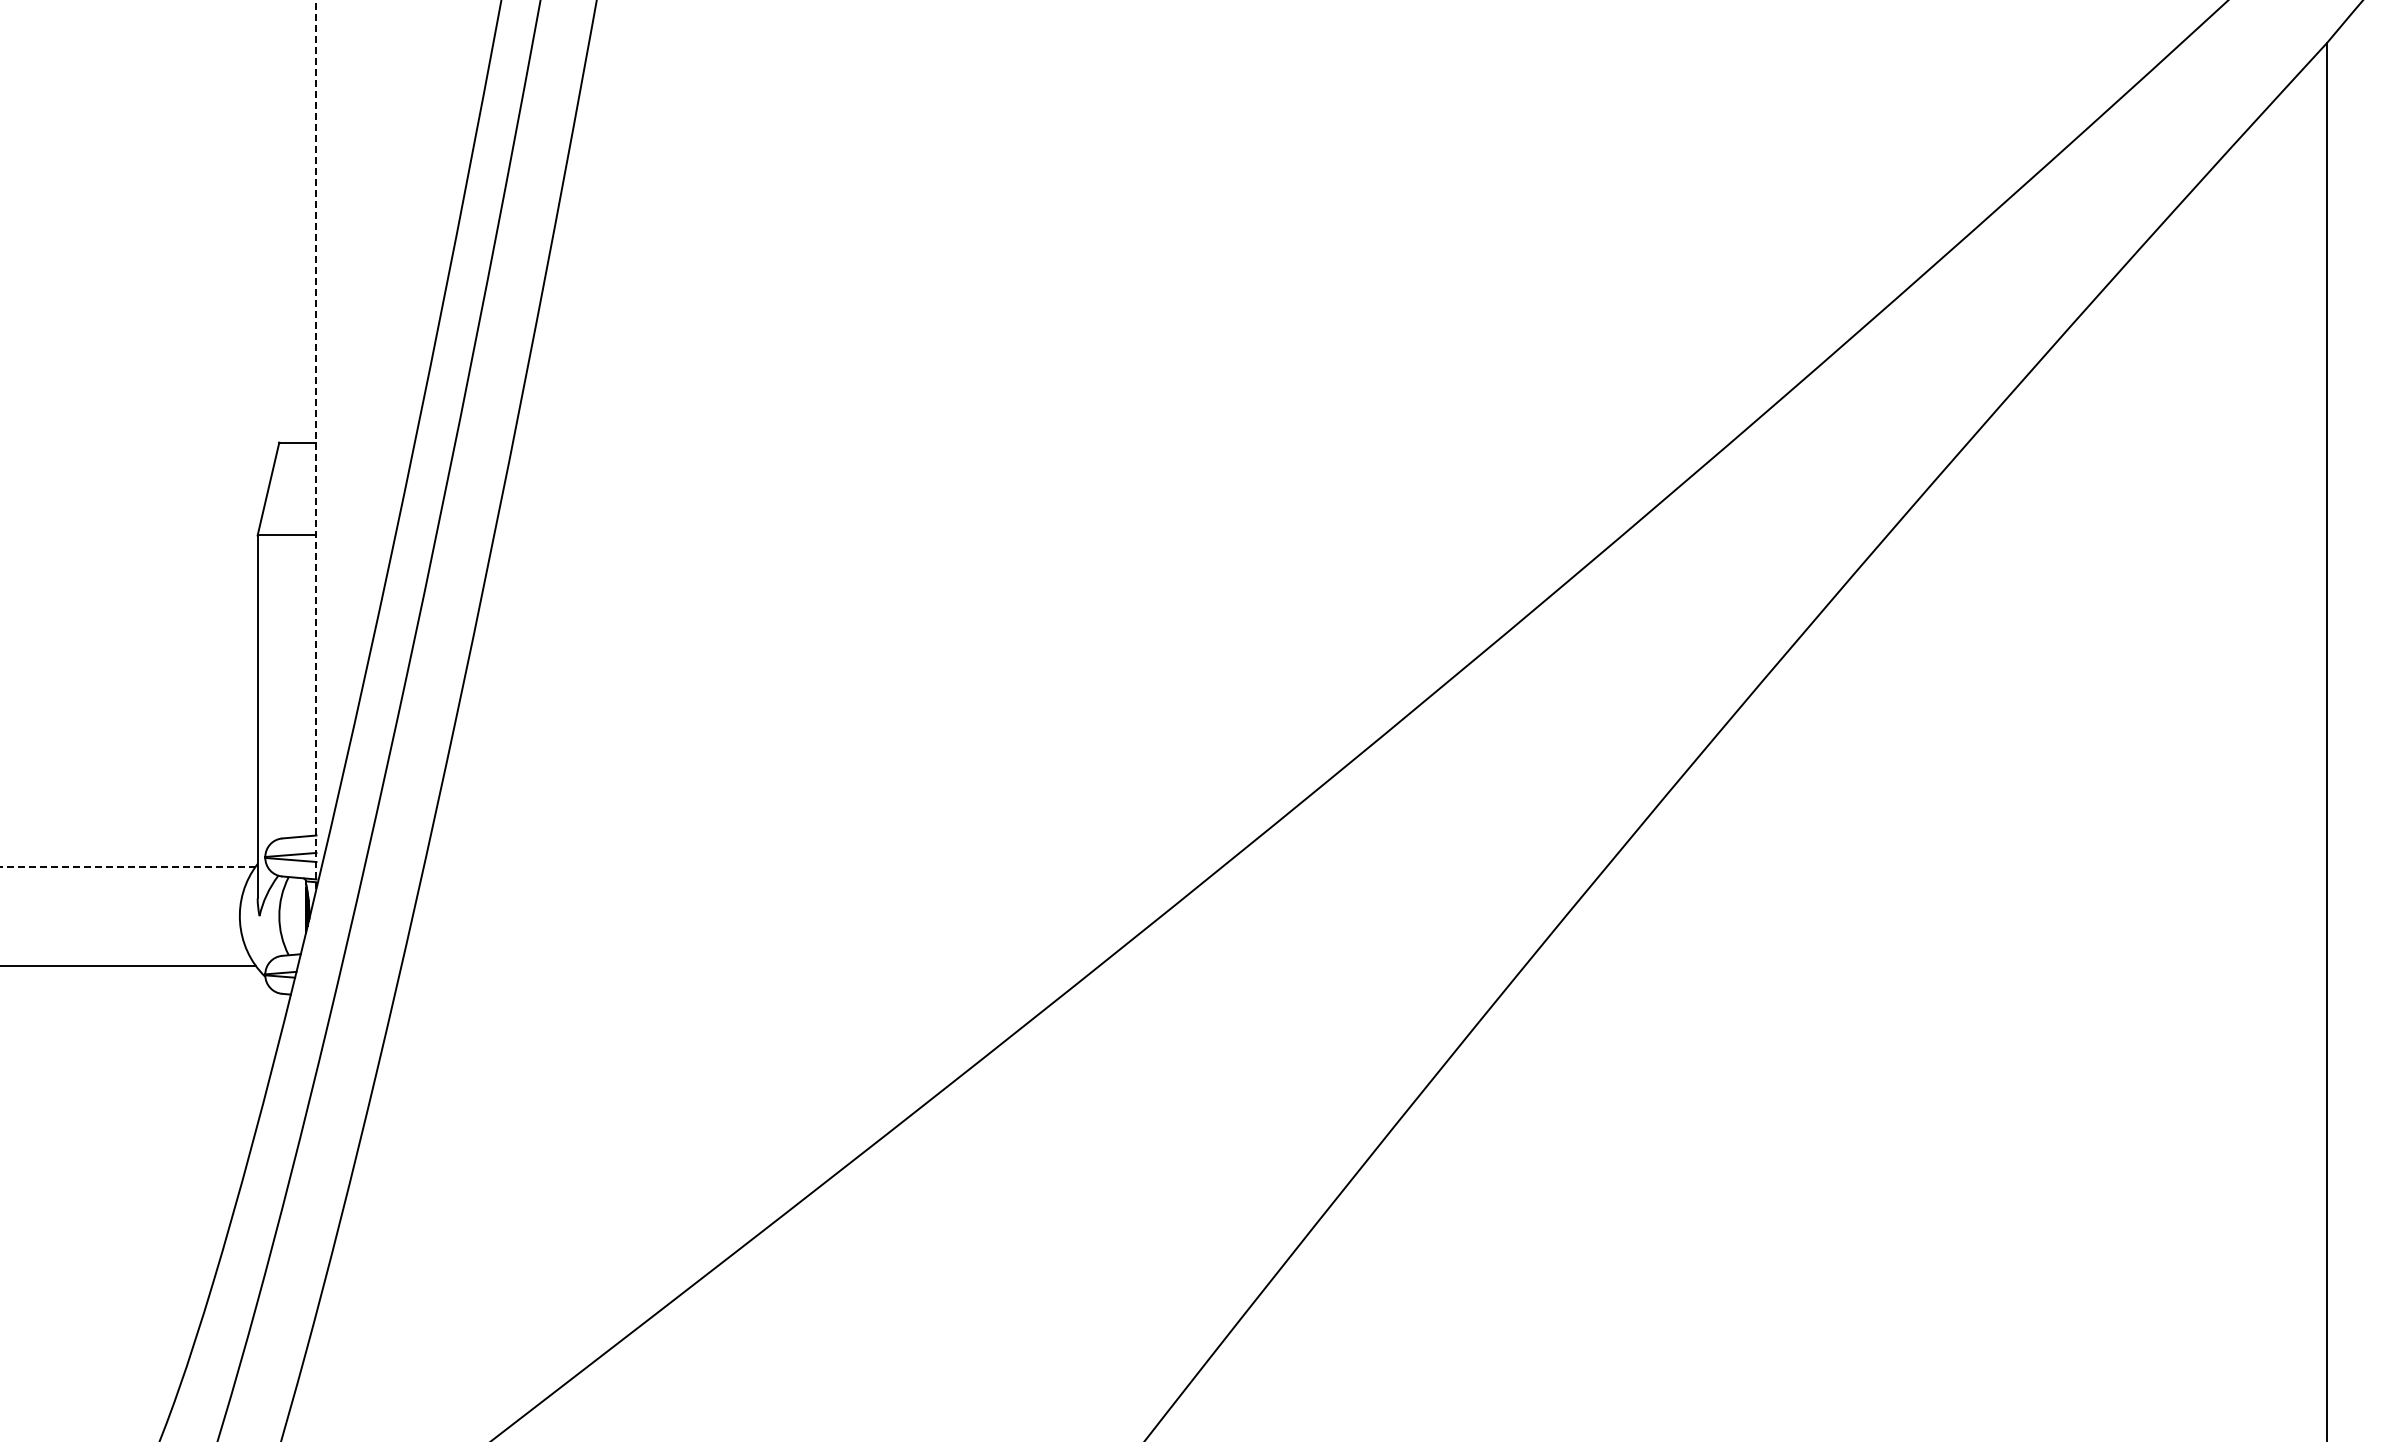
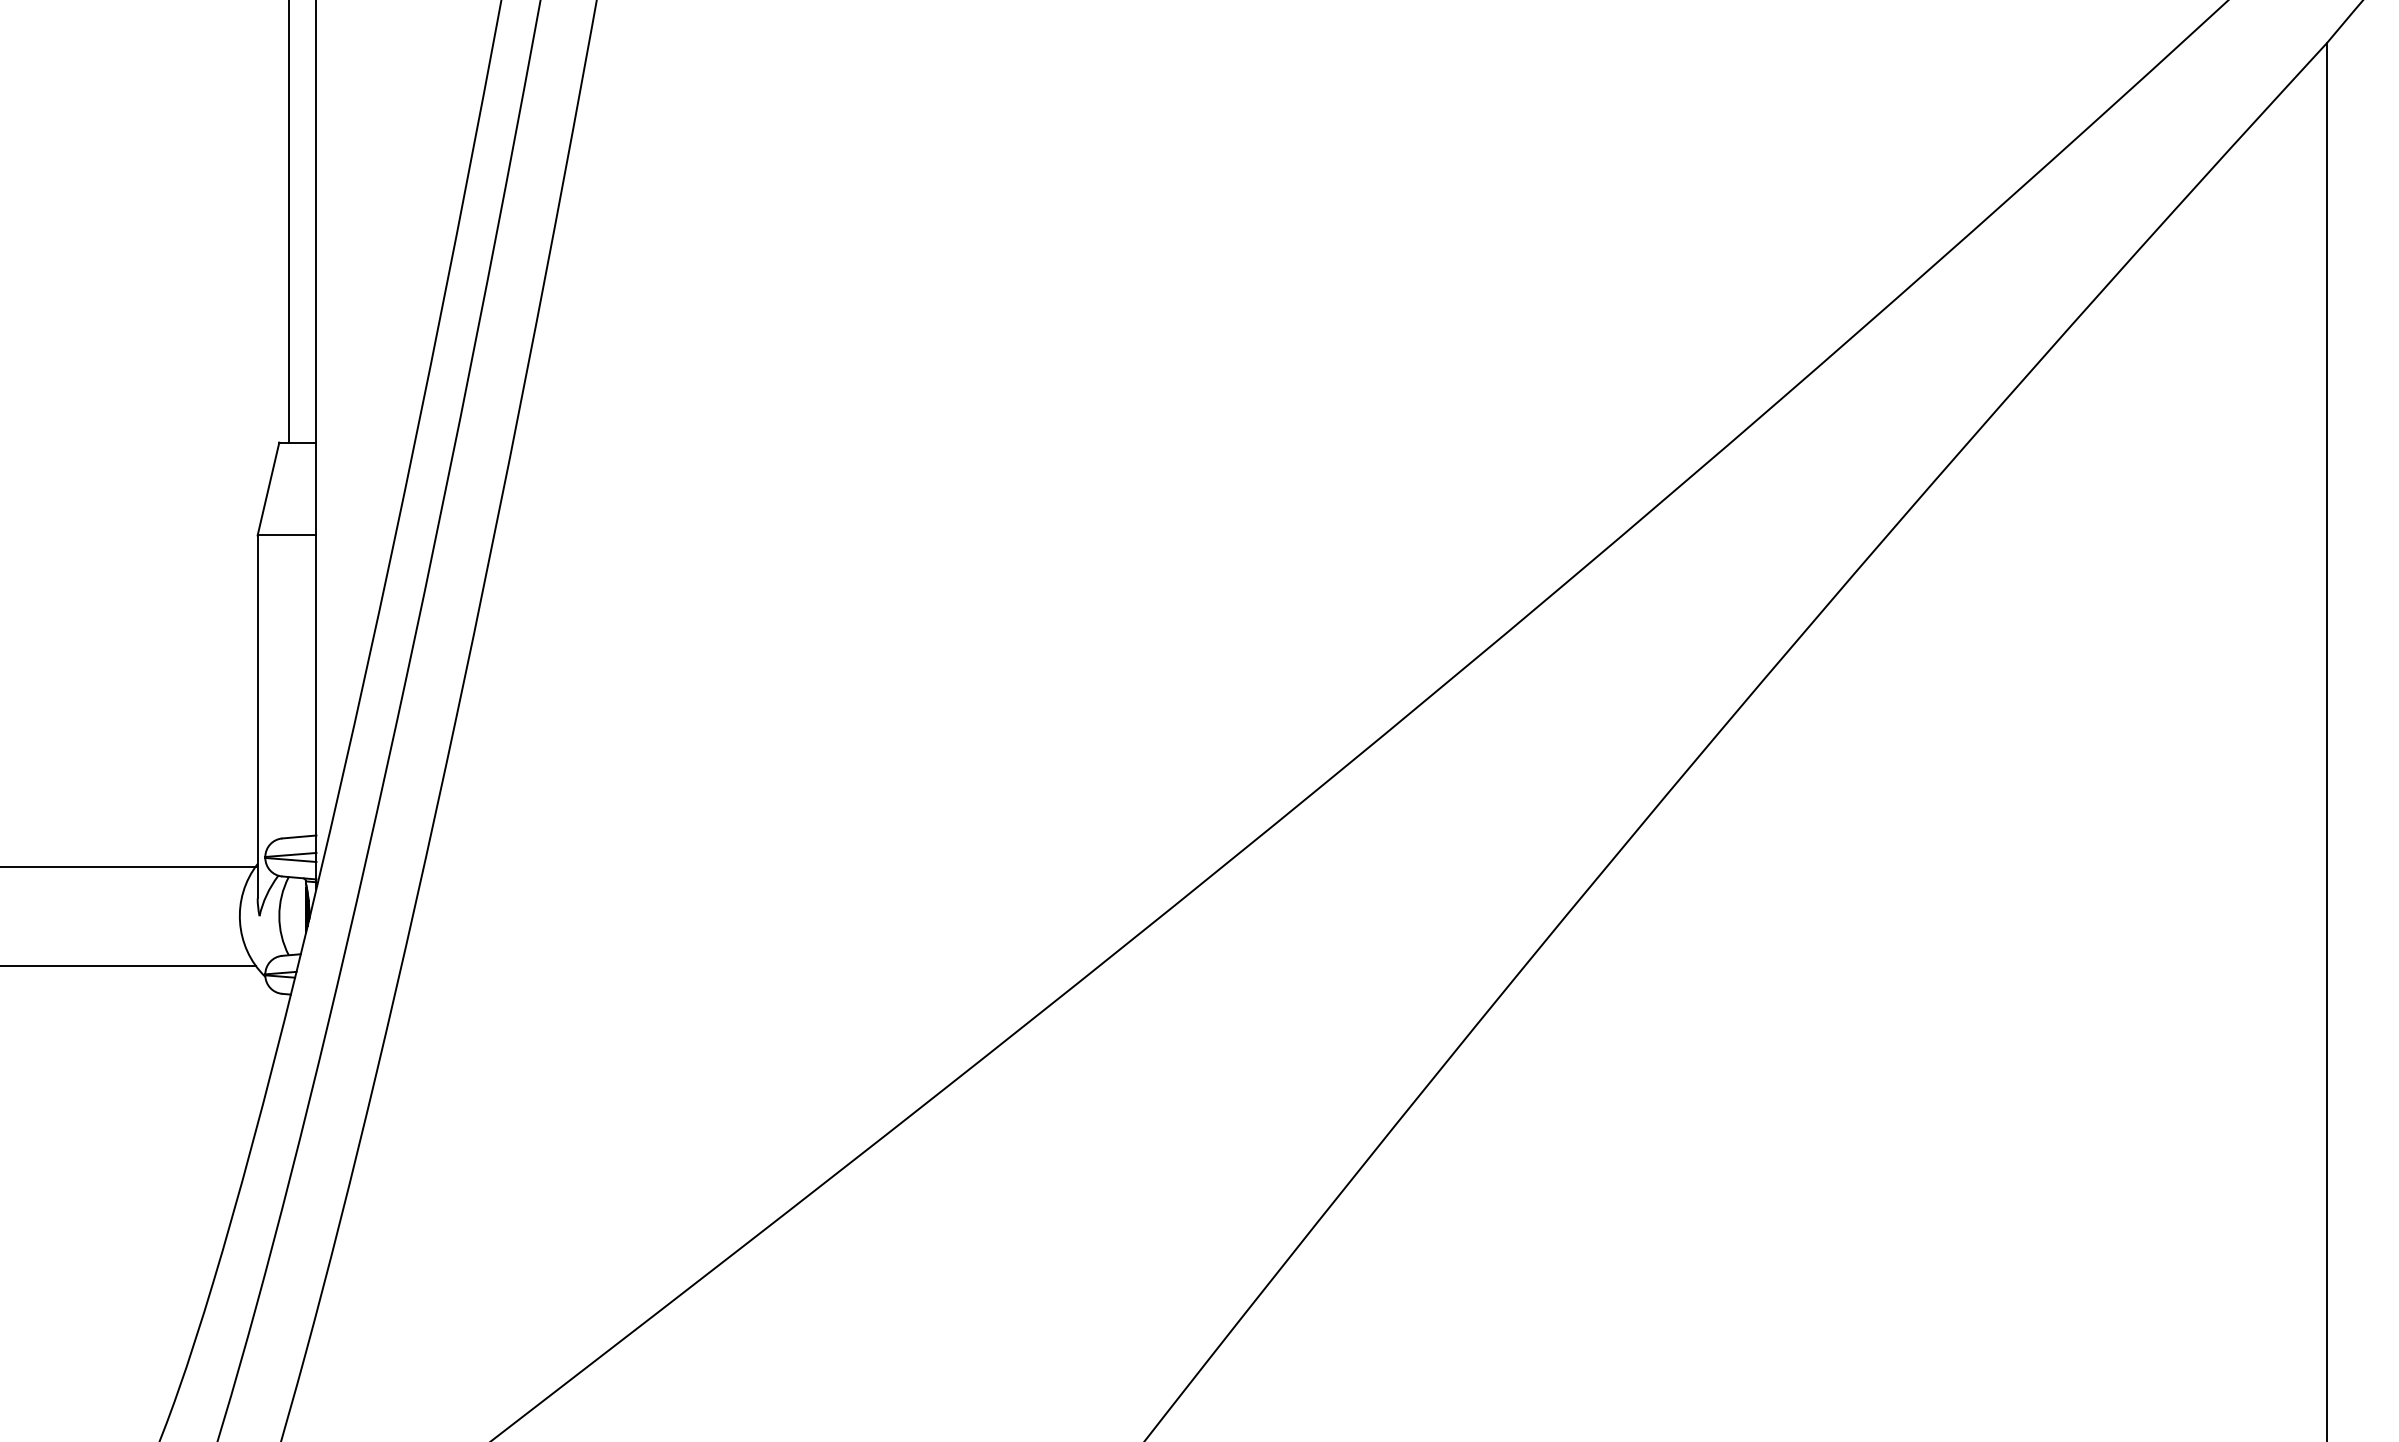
line: none -> present (288, 222)
line: dashed -> solid (316, 445)
line: dashed -> solid (127, 866)
